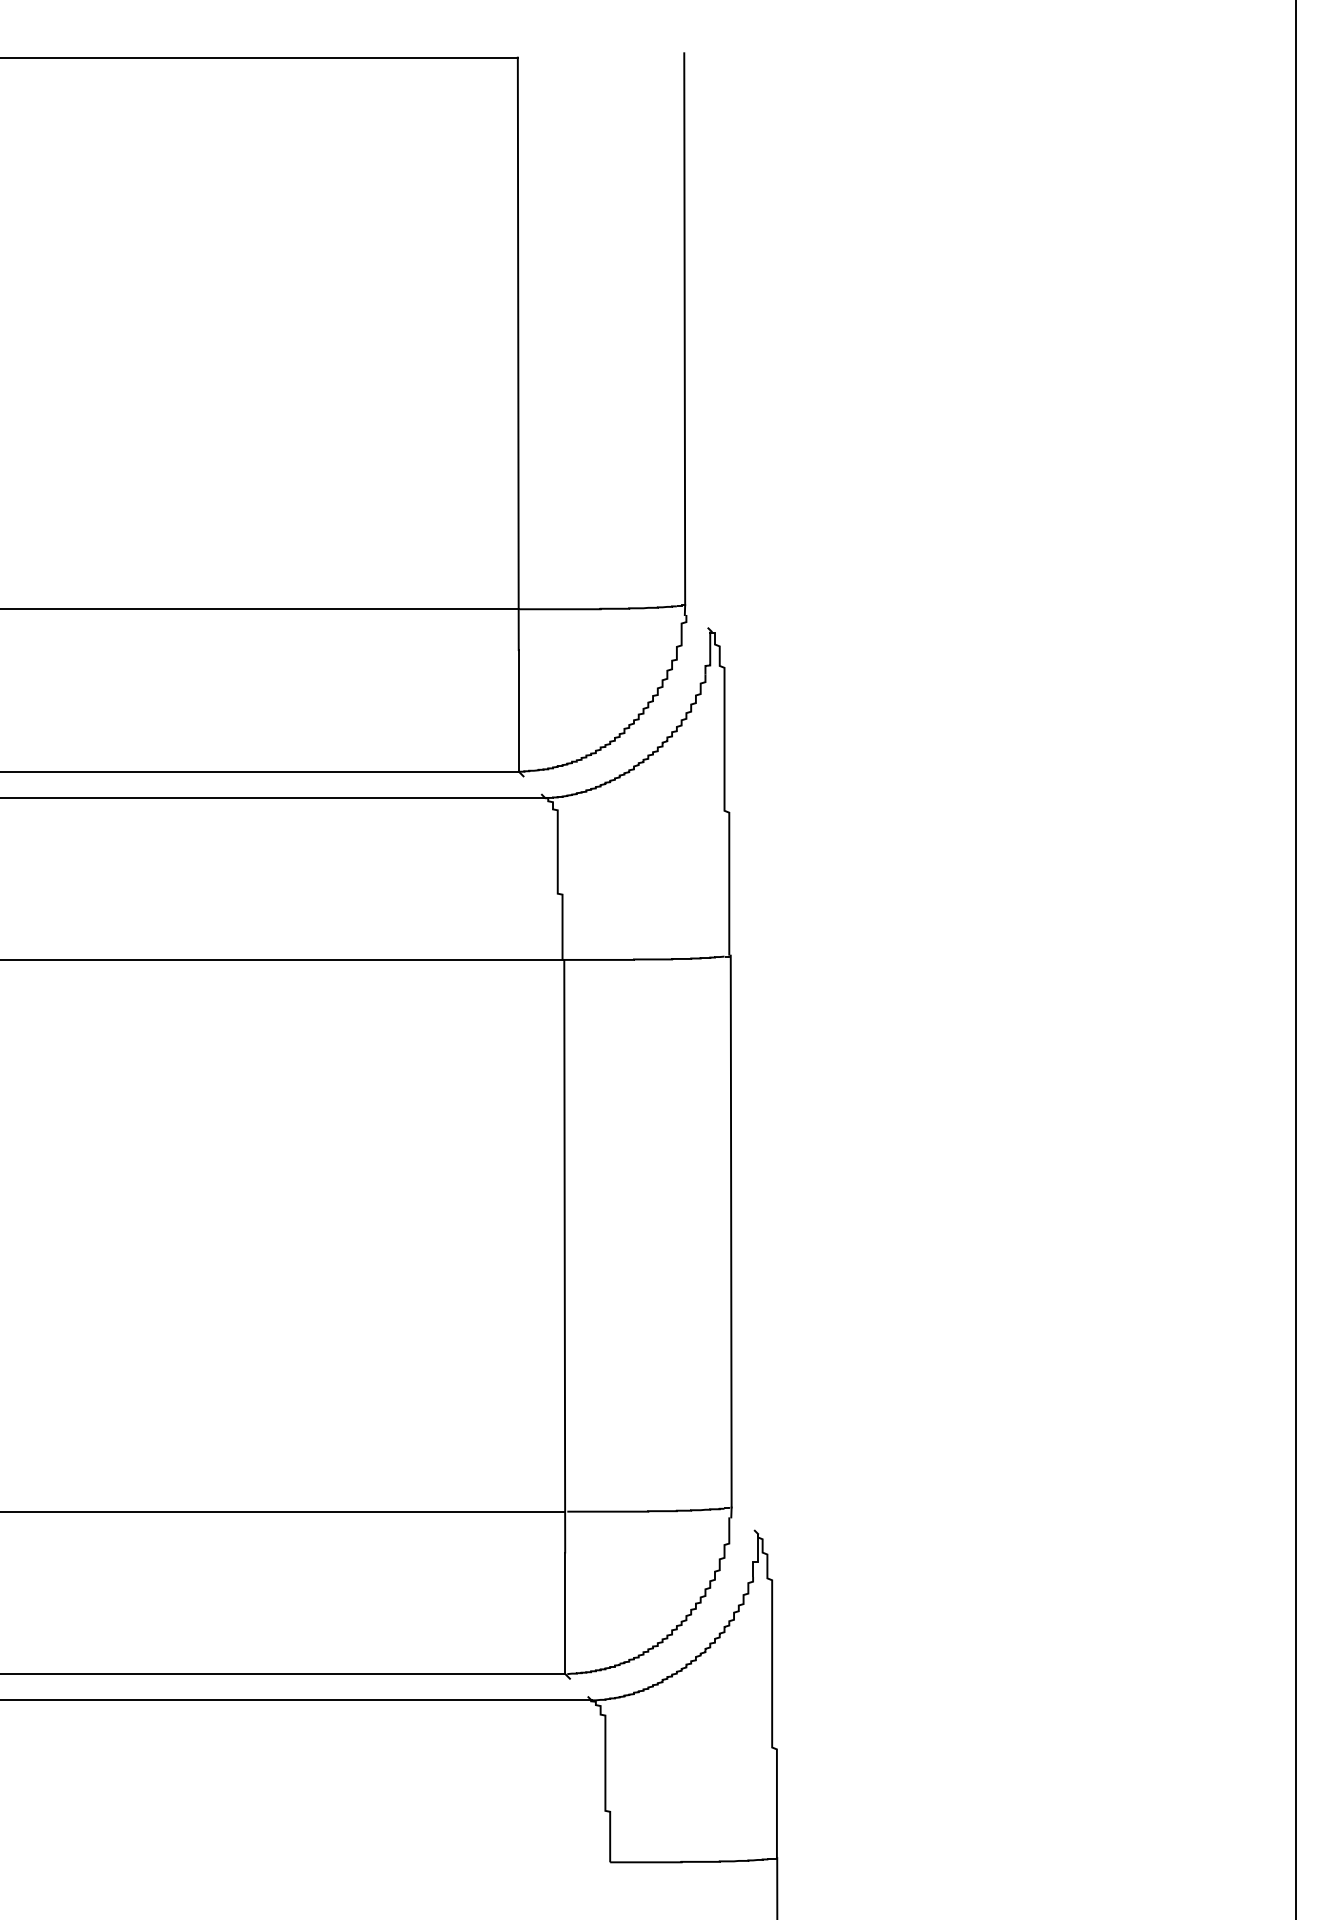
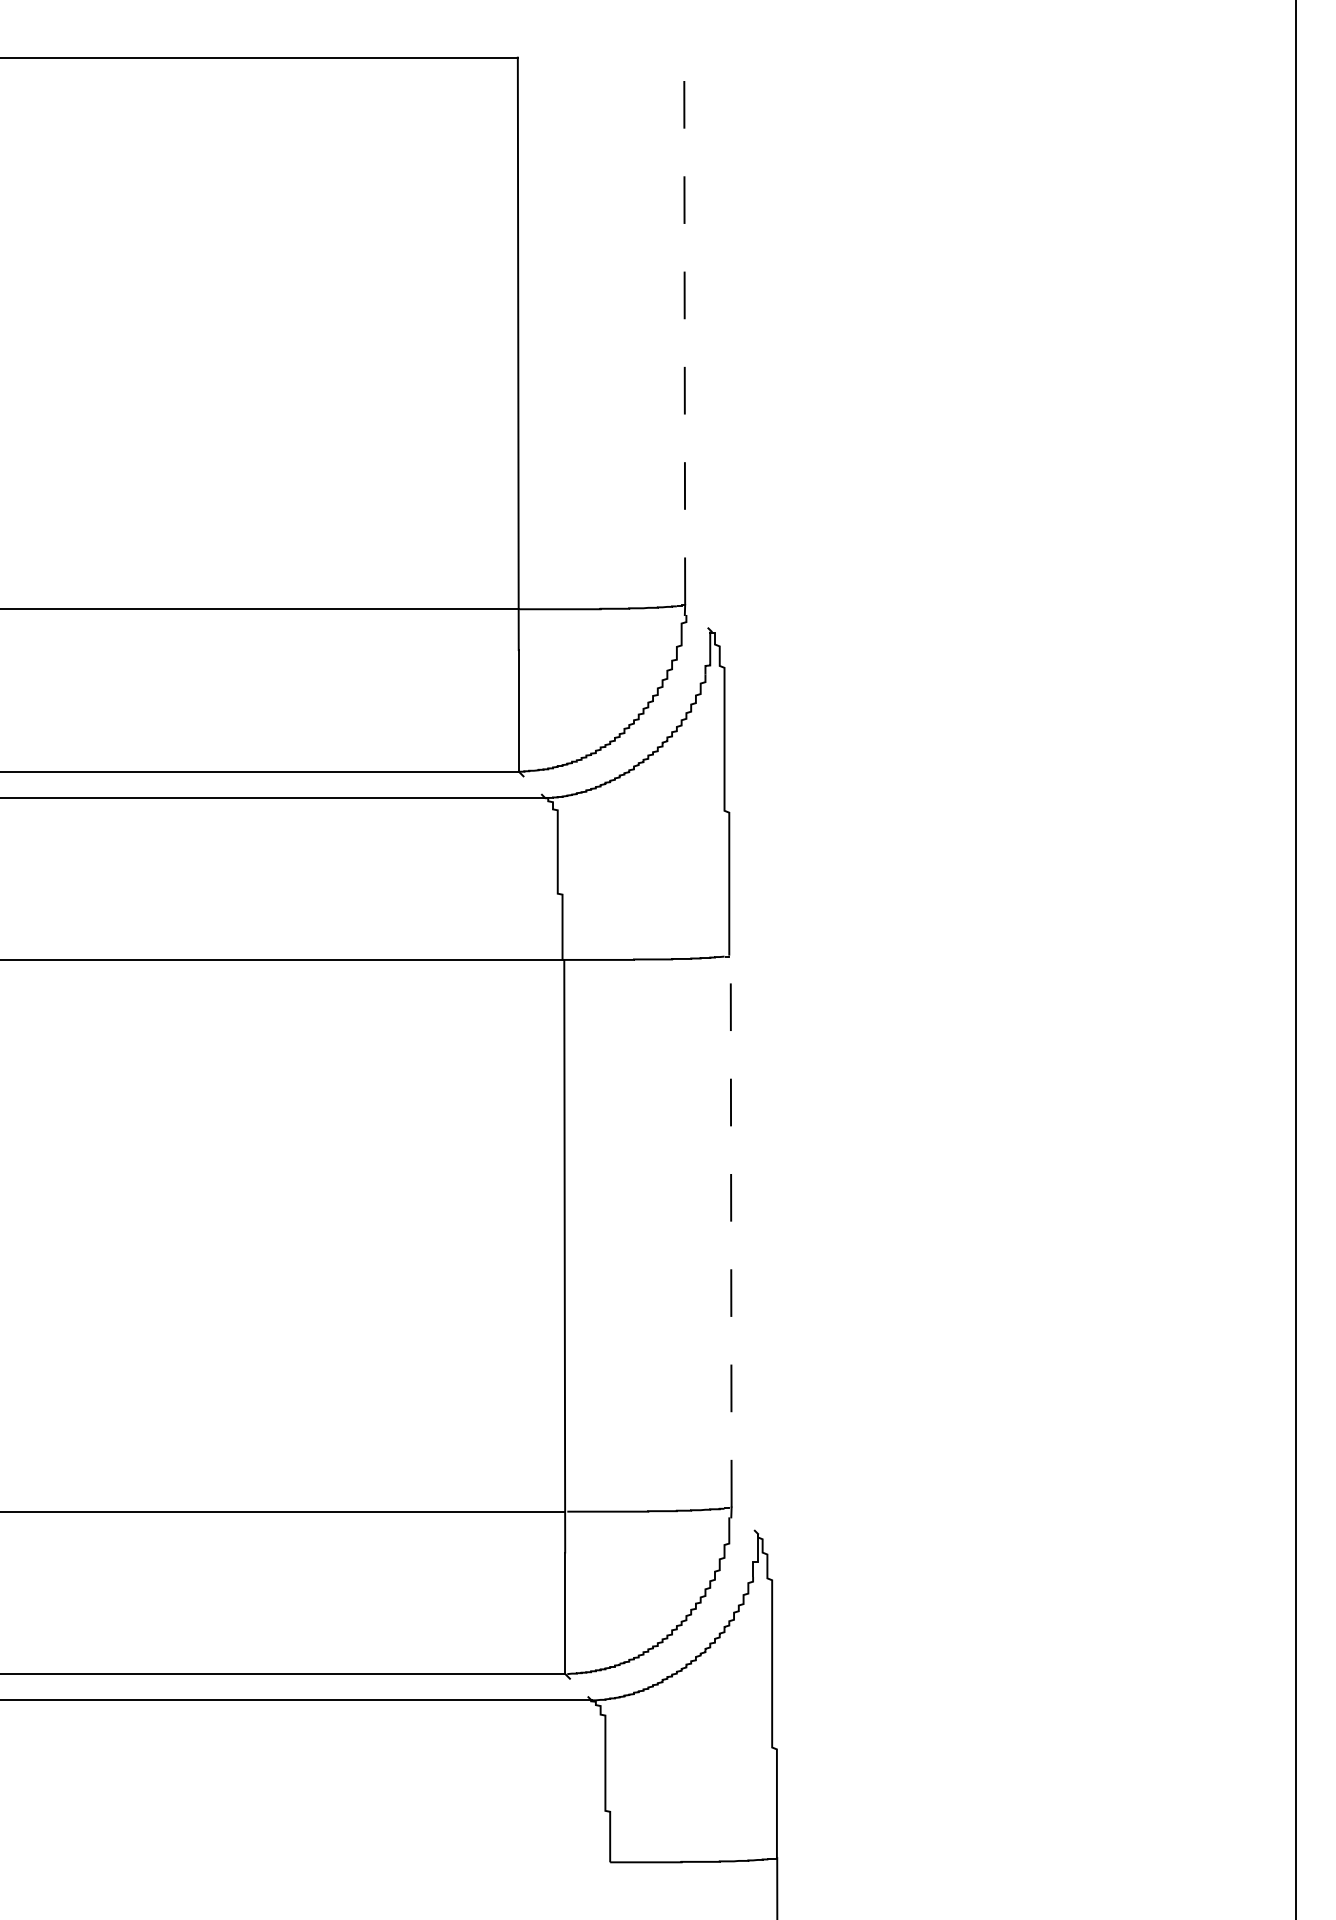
line: solid -> dashed (684, 329)
line: solid -> dashed (731, 1231)
